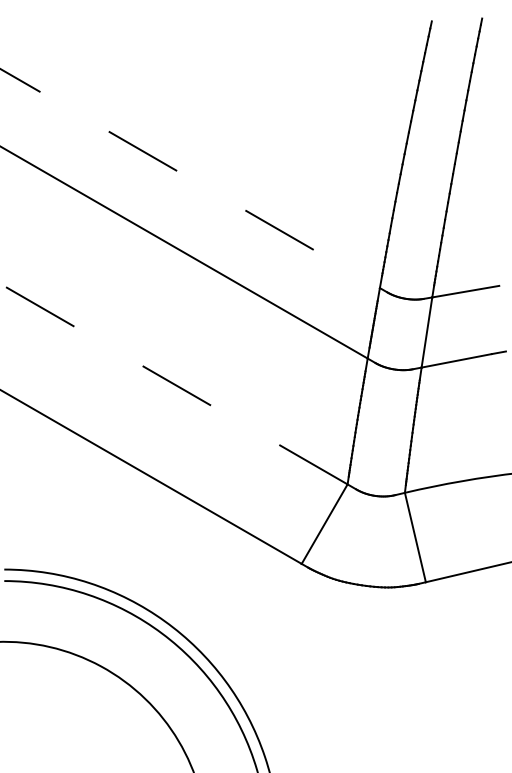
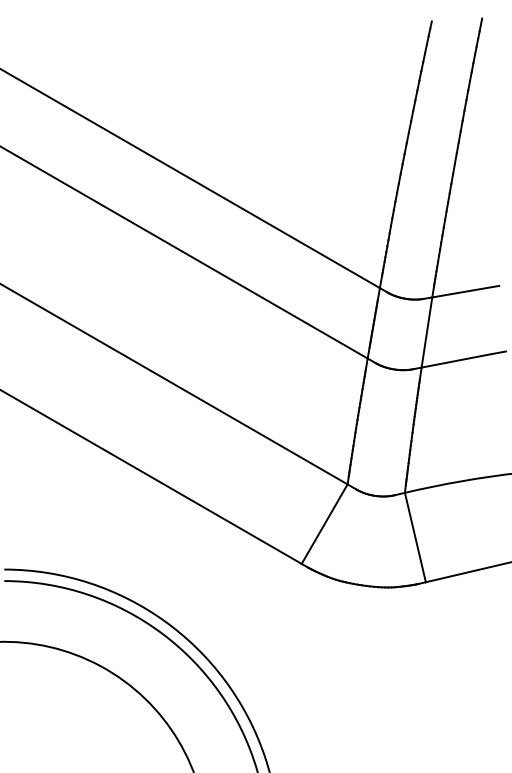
line: dashed -> solid (190, 178)
line: dashed -> solid (173, 383)
